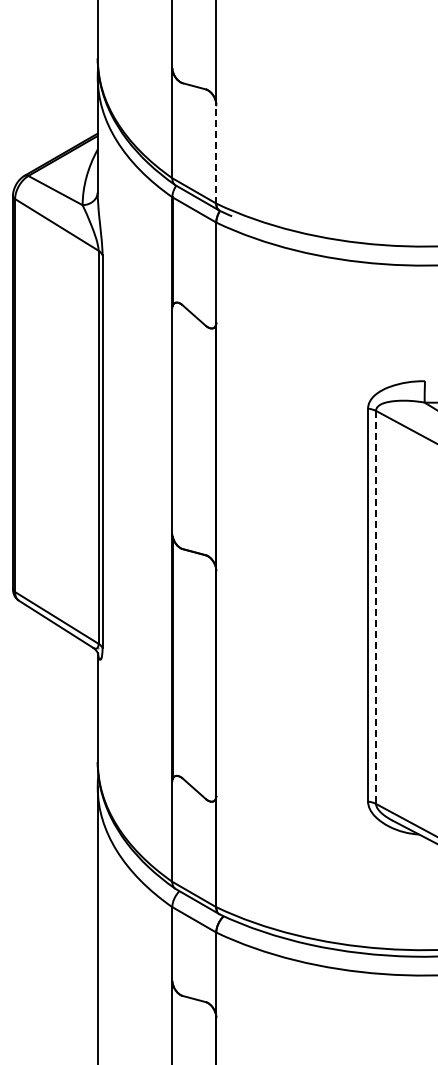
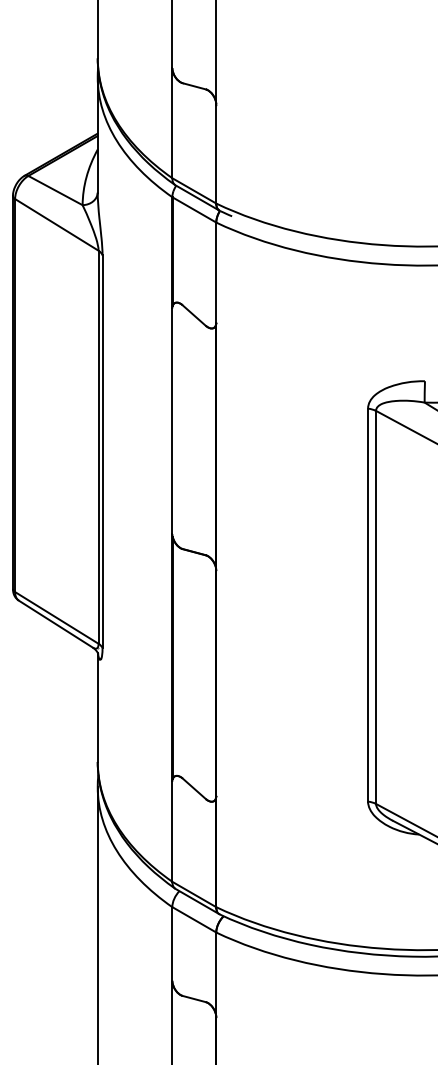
line: dashed -> solid (216, 153)
line: dashed -> solid (376, 607)
